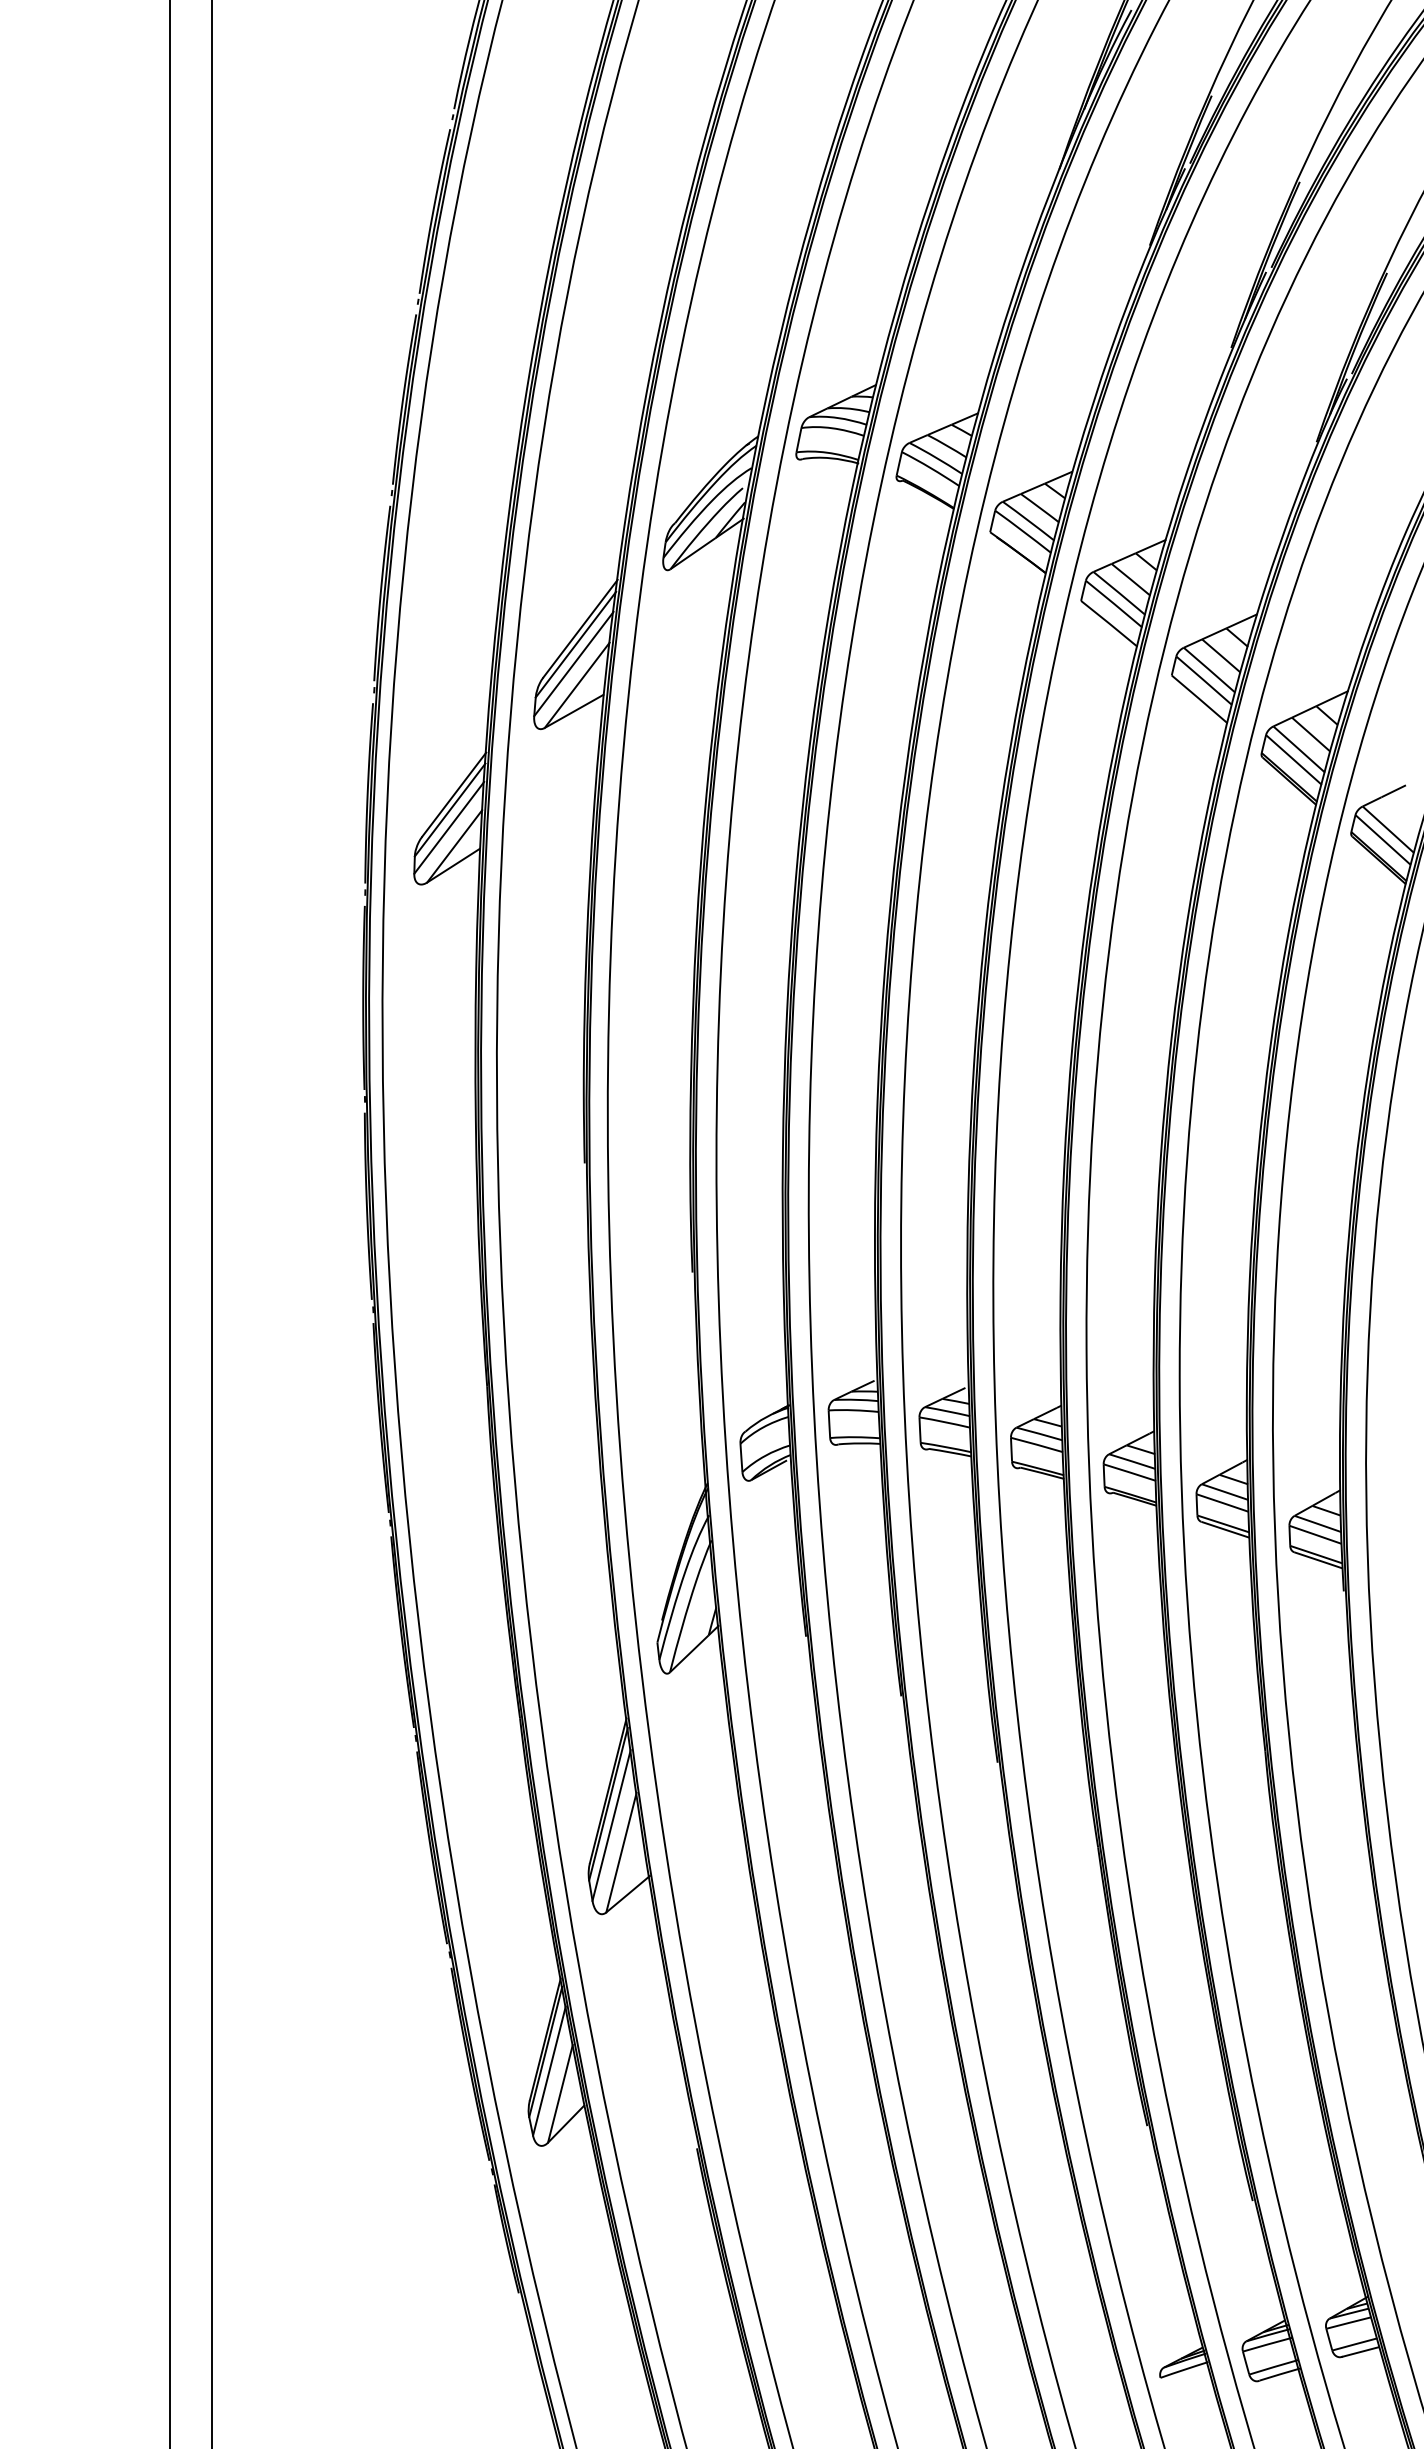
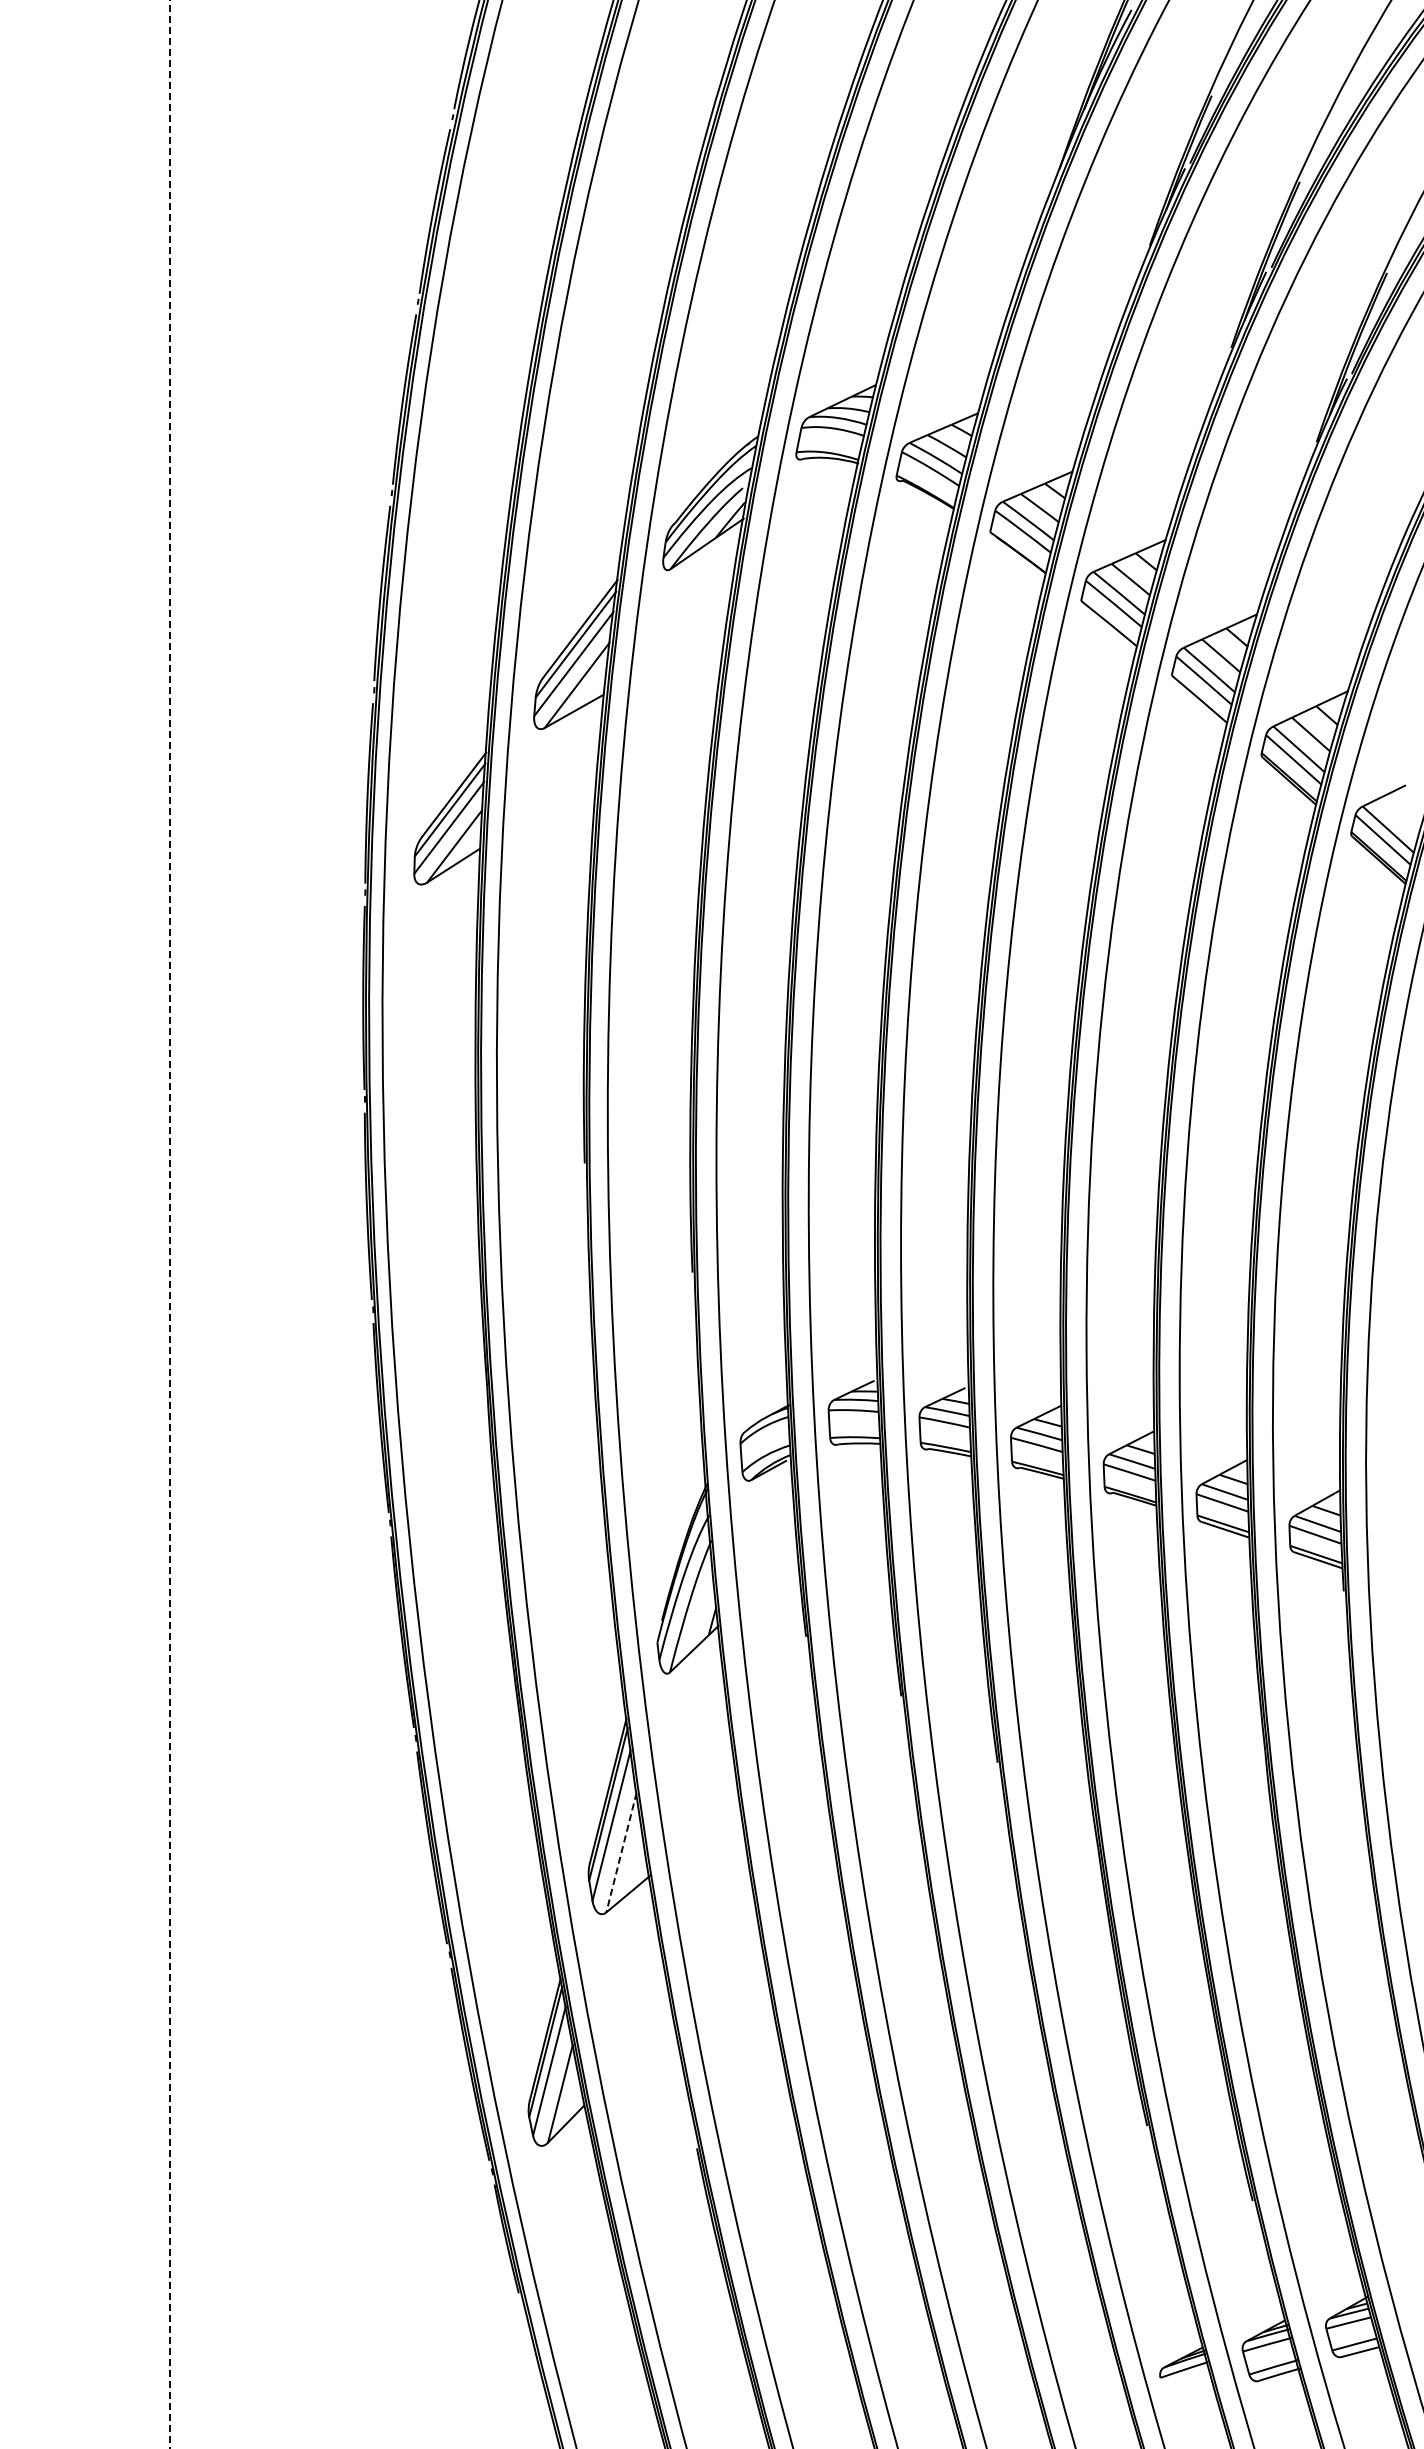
line: present -> none (211, 1223)
line: solid -> dashed (169, 1224)
line: solid -> dashed (621, 1852)
